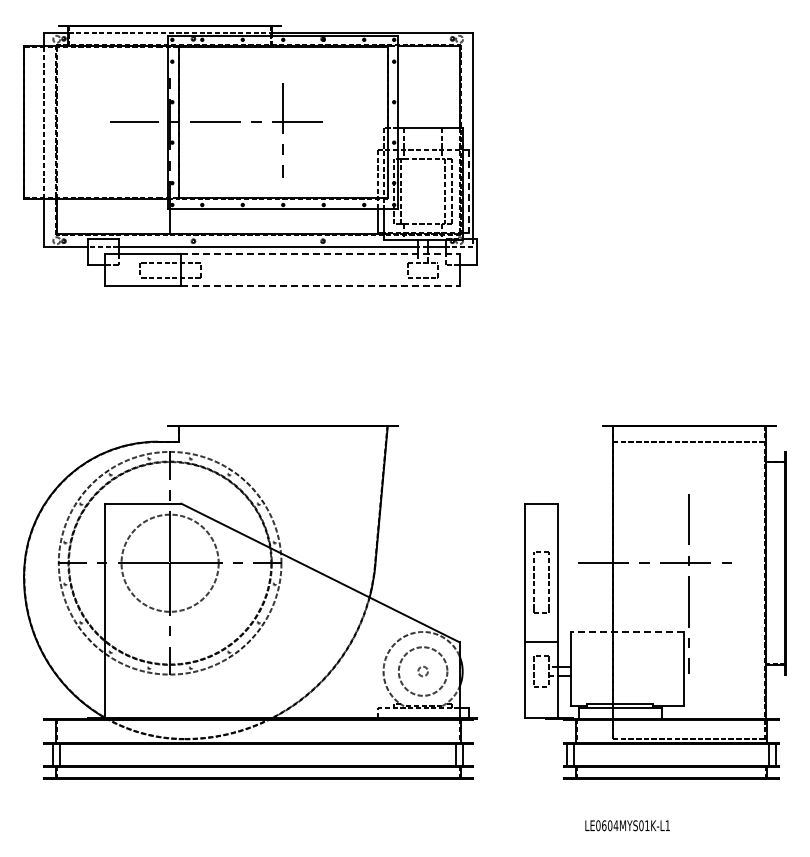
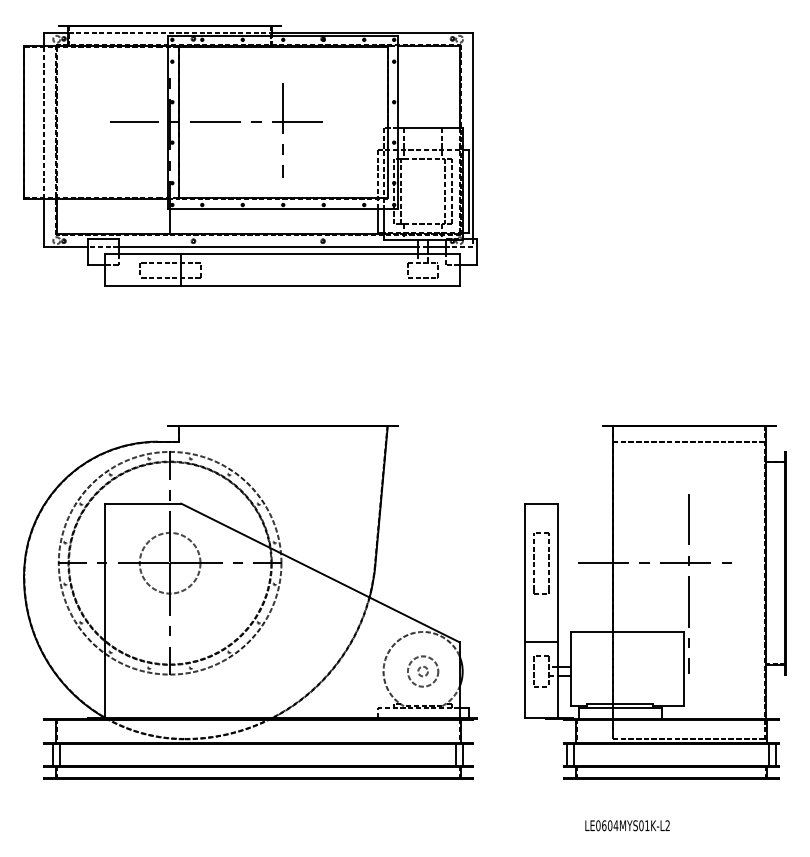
line: dashed -> solid (468, 191)
line: dashed -> solid (320, 254)
line: dashed -> solid (320, 286)
circle diameter: 97 px -> 61 px (169, 562)
part position: (534, 582) -> (534, 563) (534, 563)
line: dashed -> solid (626, 631)
circle diameter: 49 px -> 30 px (422, 671)
text: LE0604MYS01K-L1 -> LE0604MYS01K-L2 (667, 825)
